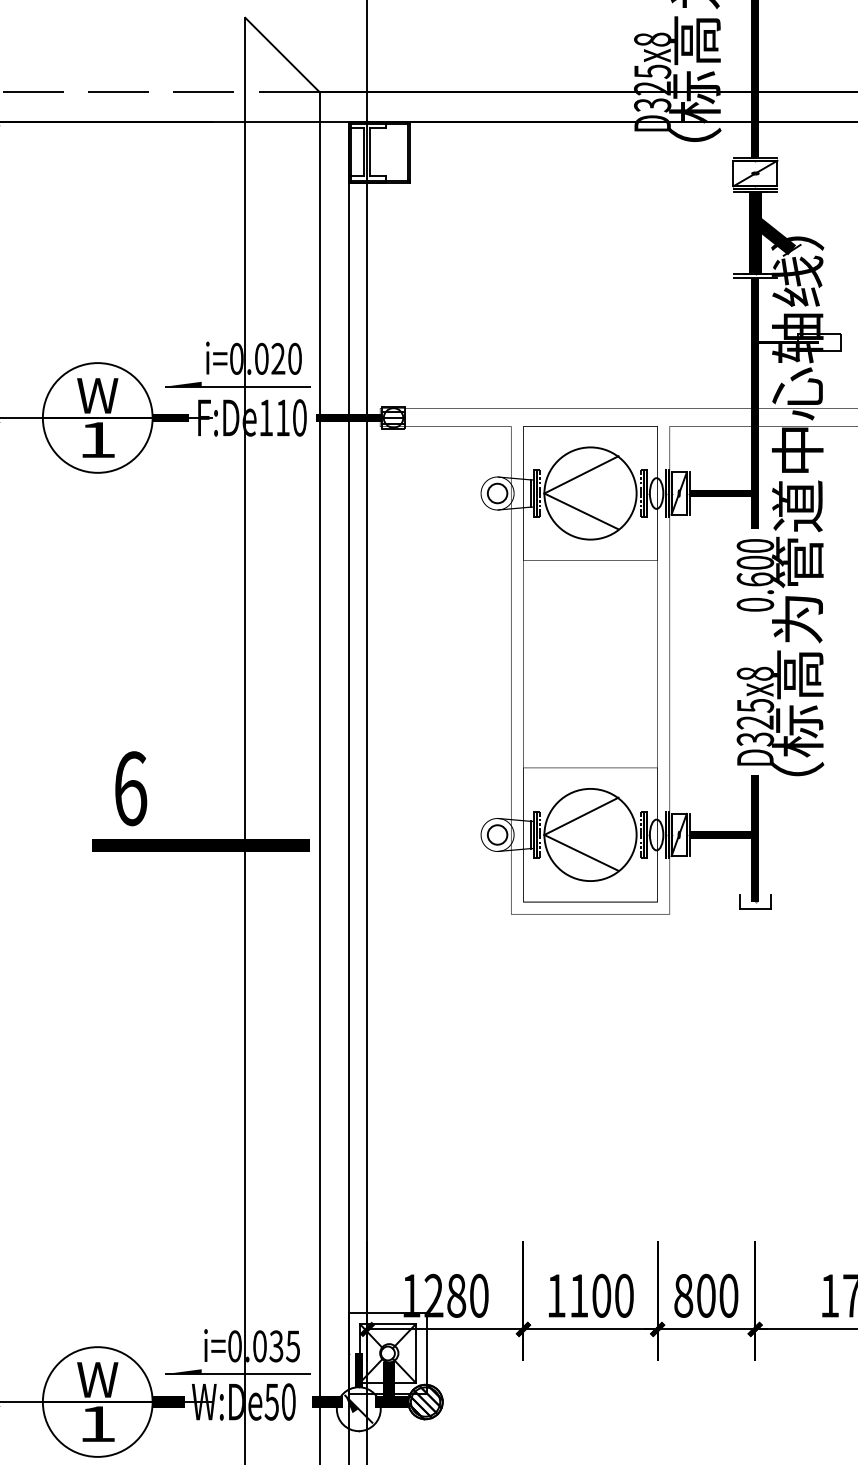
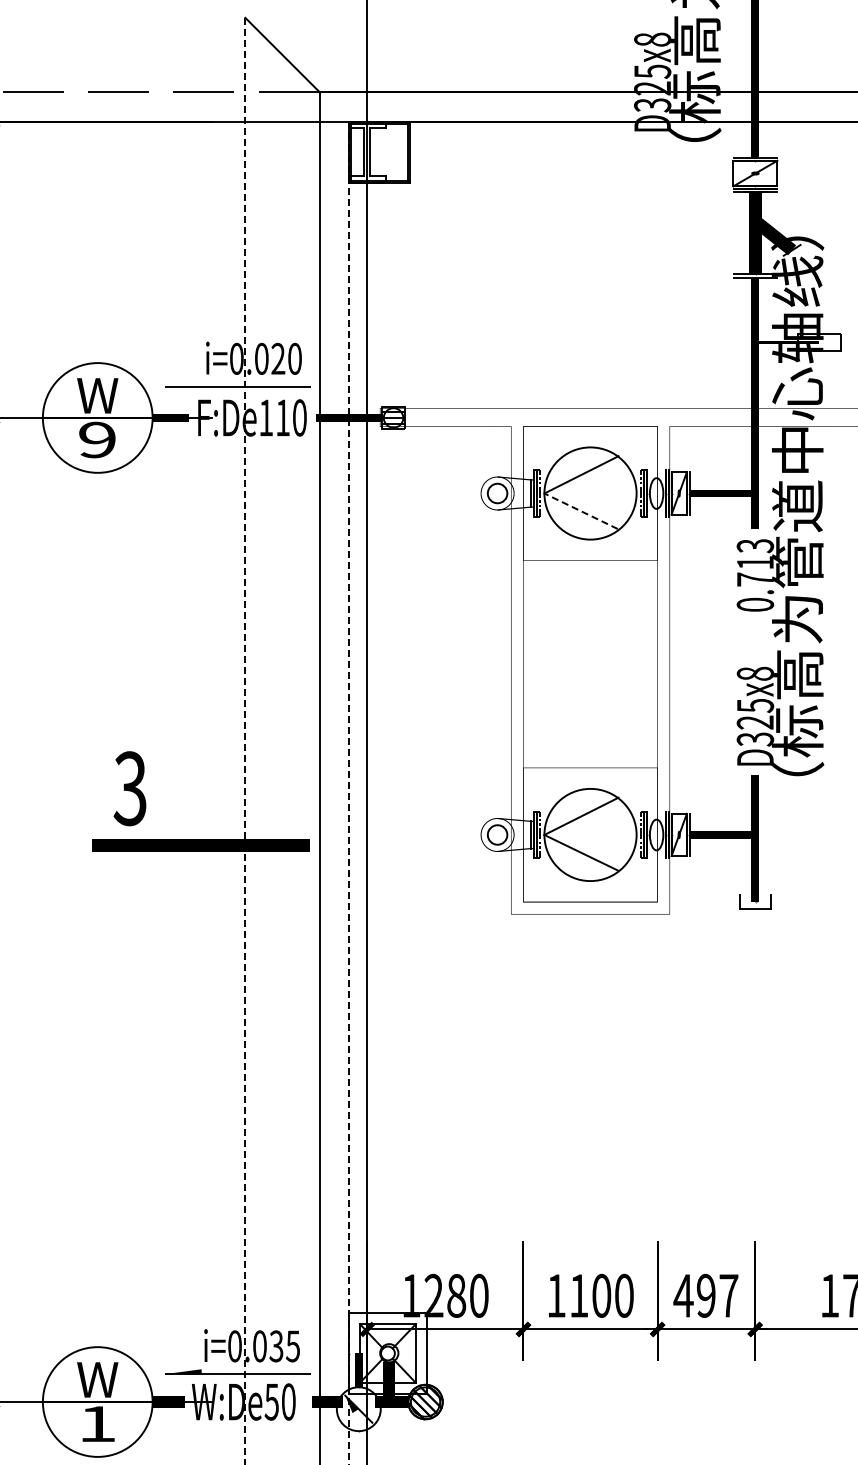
fill: present -> none (183, 383)
text: 1 -> 9 (97, 439)
line: solid -> dashed (581, 511)
text: 0.600 -> 0.713 (755, 562)
line: solid -> dashed (245, 741)
text: 6 -> 3 (130, 788)
line: solid -> dashed (349, 793)
text: 800 -> 497 (705, 1295)
